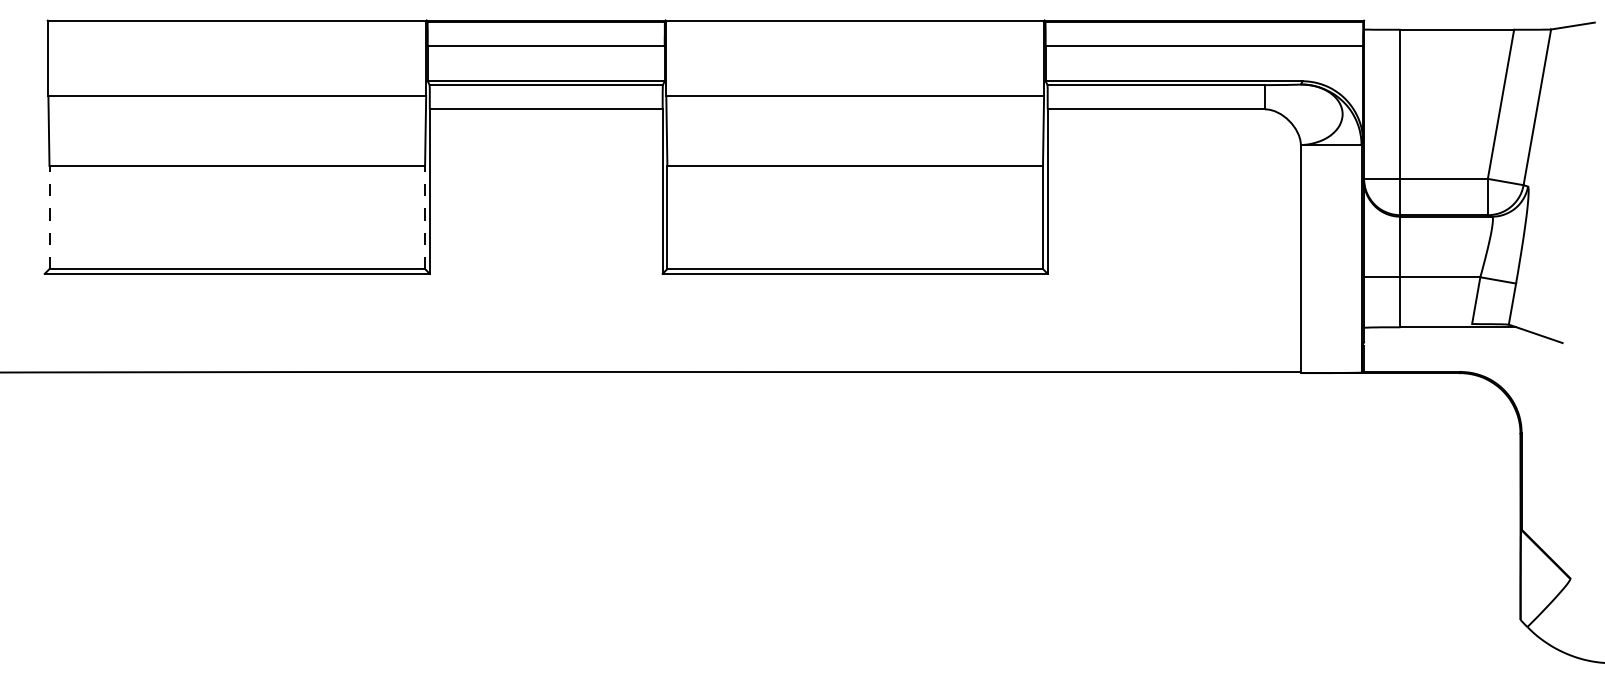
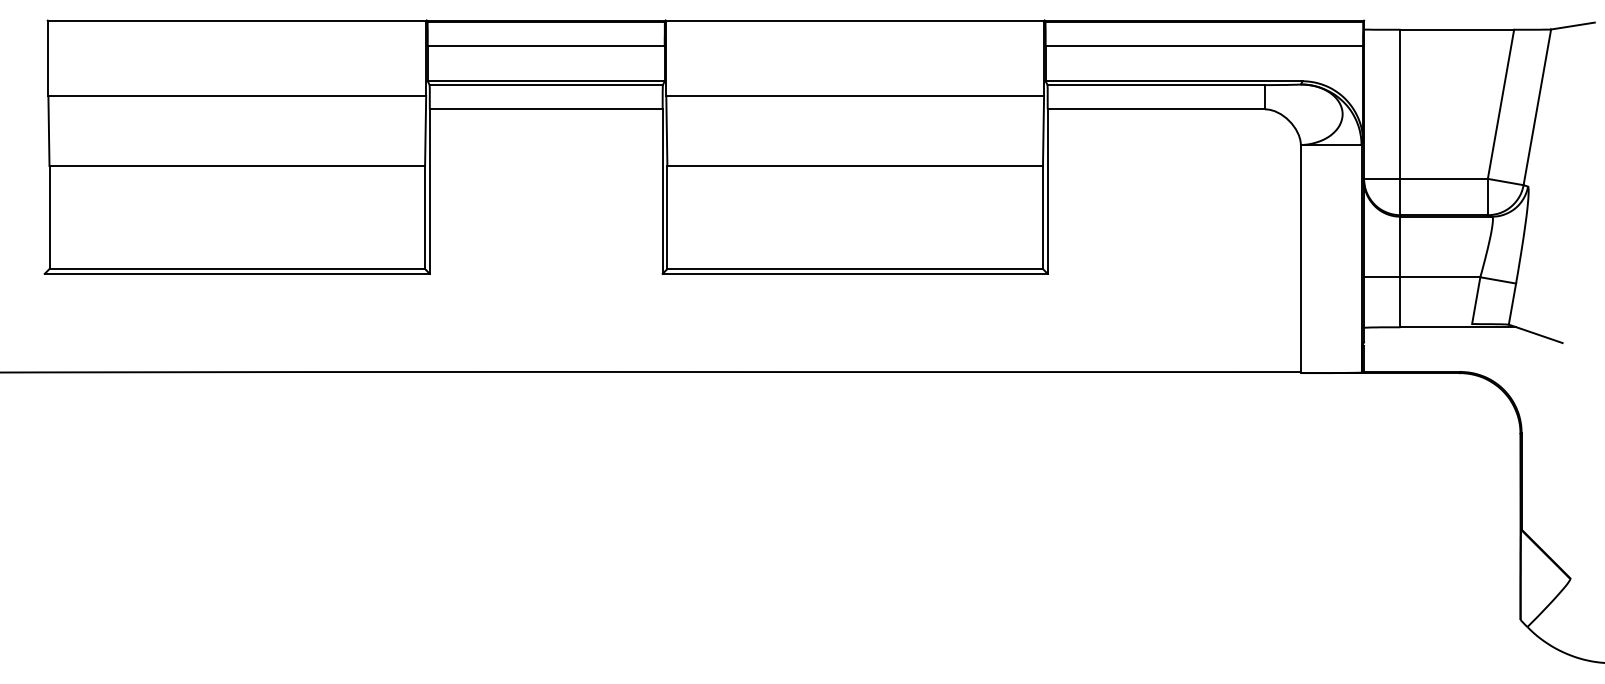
line: dashed -> solid (49, 217)
line: dashed -> solid (425, 217)
